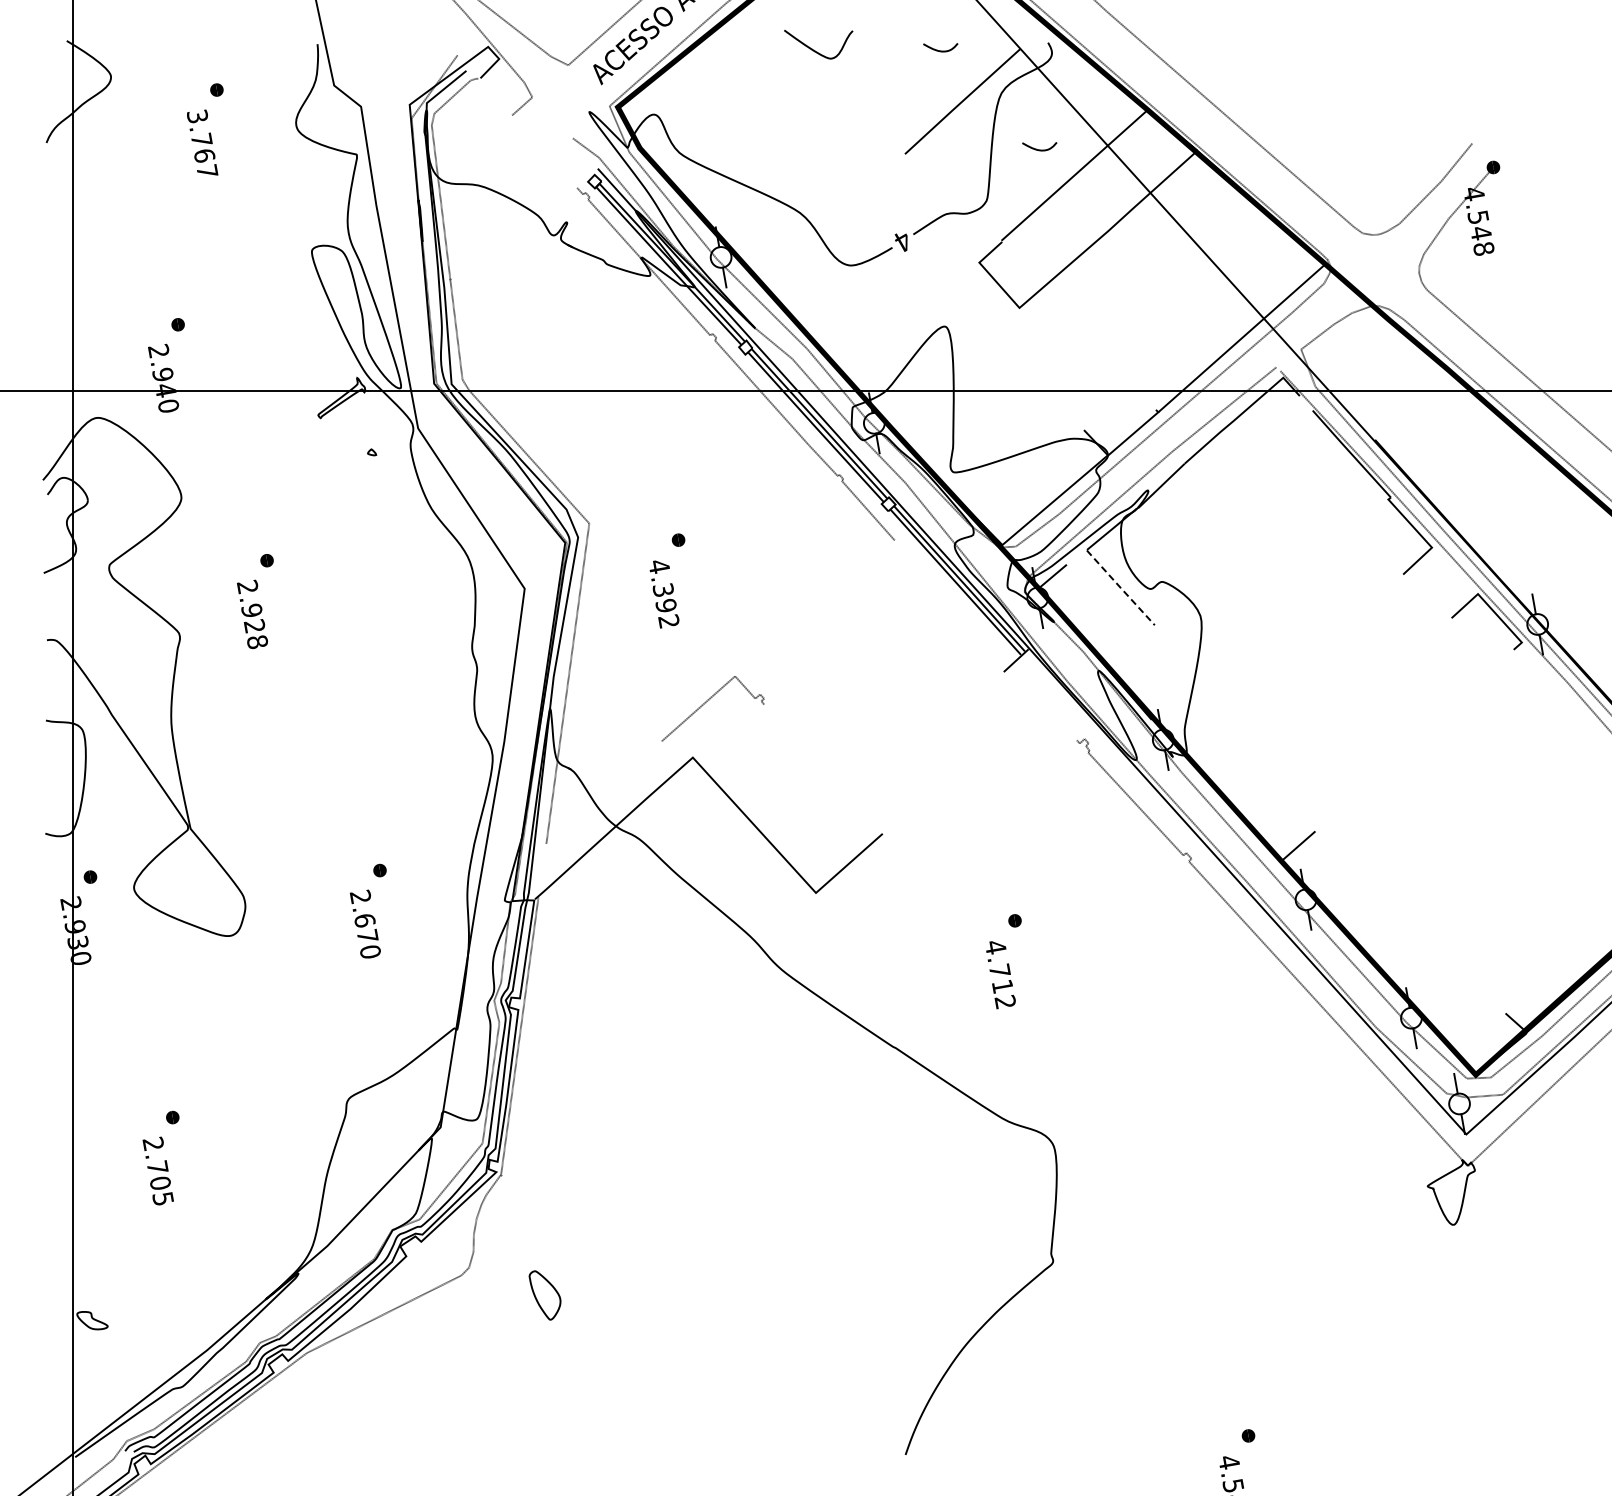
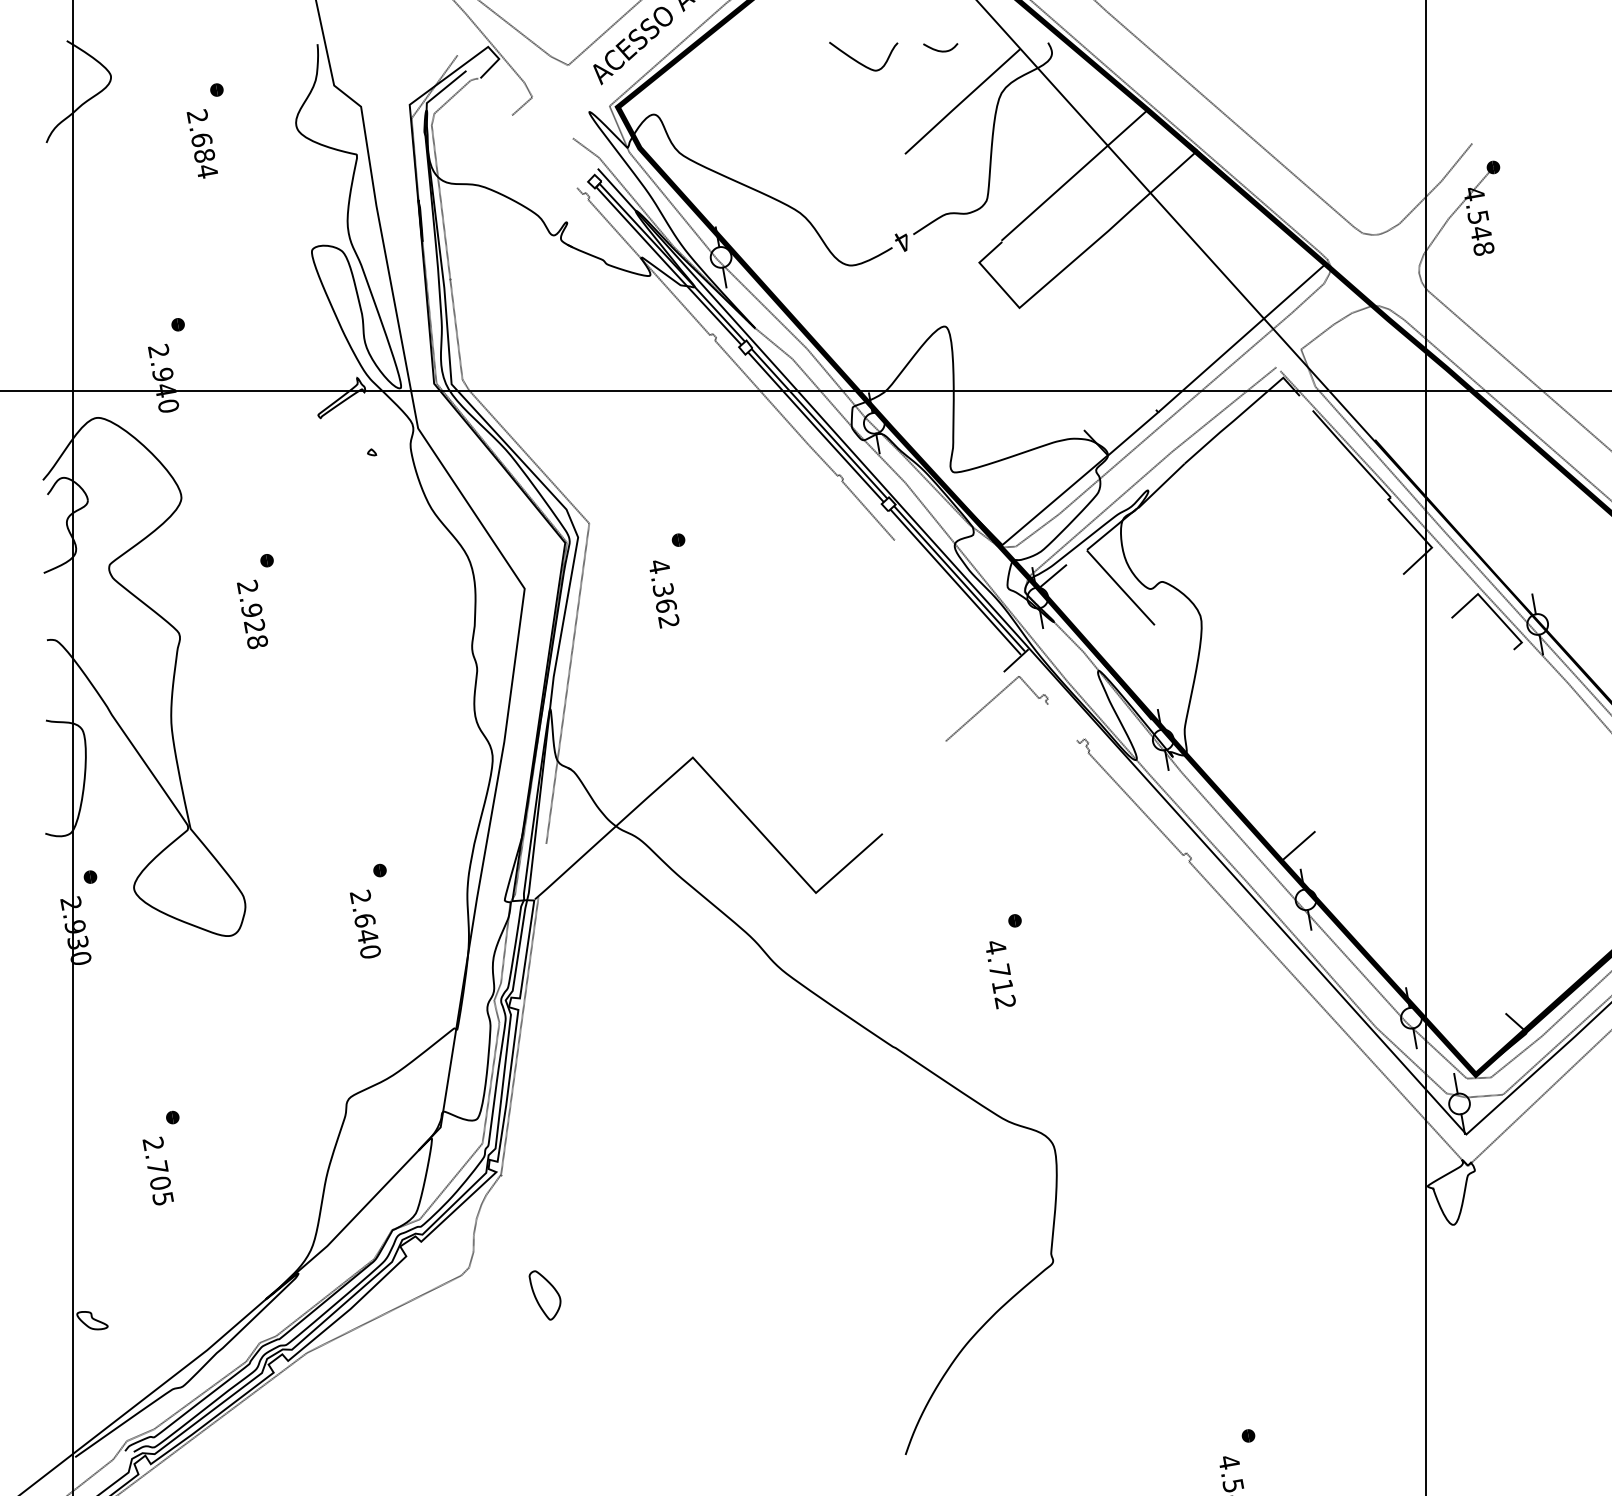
curve position: (815, 50) -> (860, 62) (860, 62)
text: 3.767 -> 2.684 (202, 143)
curve: present -> none (1039, 149)
line: dashed -> solid (1120, 588)
text: 4.392 -> 4.362 (665, 605)
curve position: (706, 702) -> (990, 702) (990, 702)
line: none -> present (1426, 747)
text: 2.670 -> 2.640 (367, 935)
